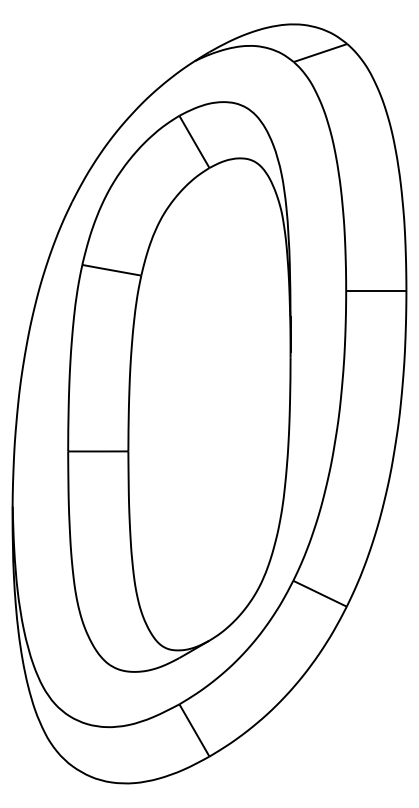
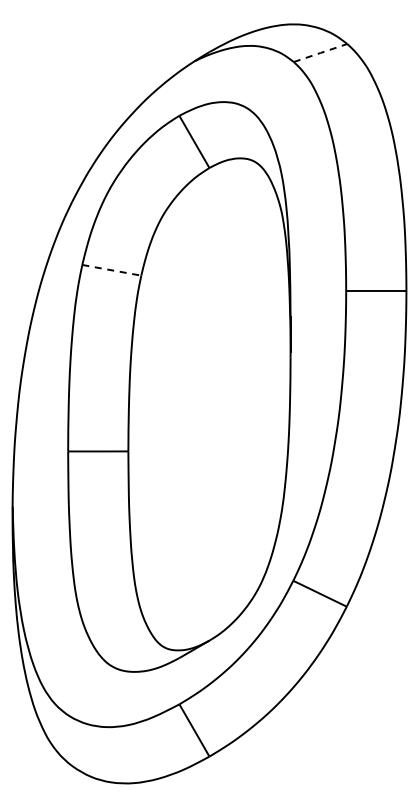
line: solid -> dashed (320, 53)
line: solid -> dashed (111, 270)
